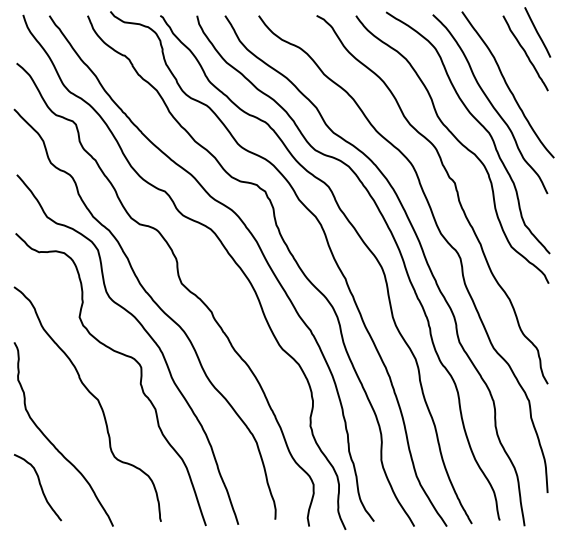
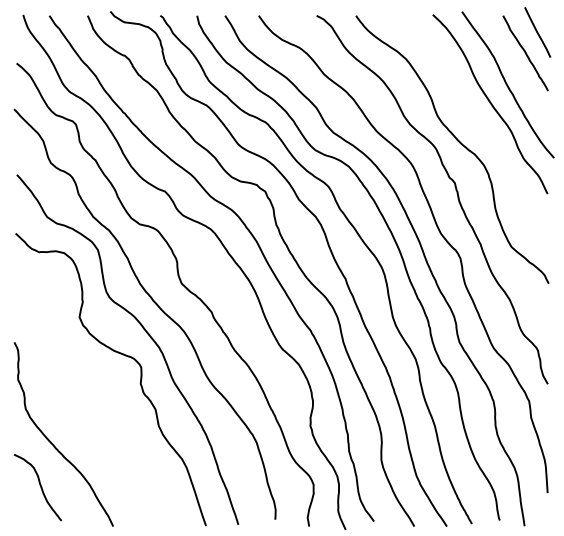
curve: present -> none (477, 122)
curve: present -> none (93, 397)
